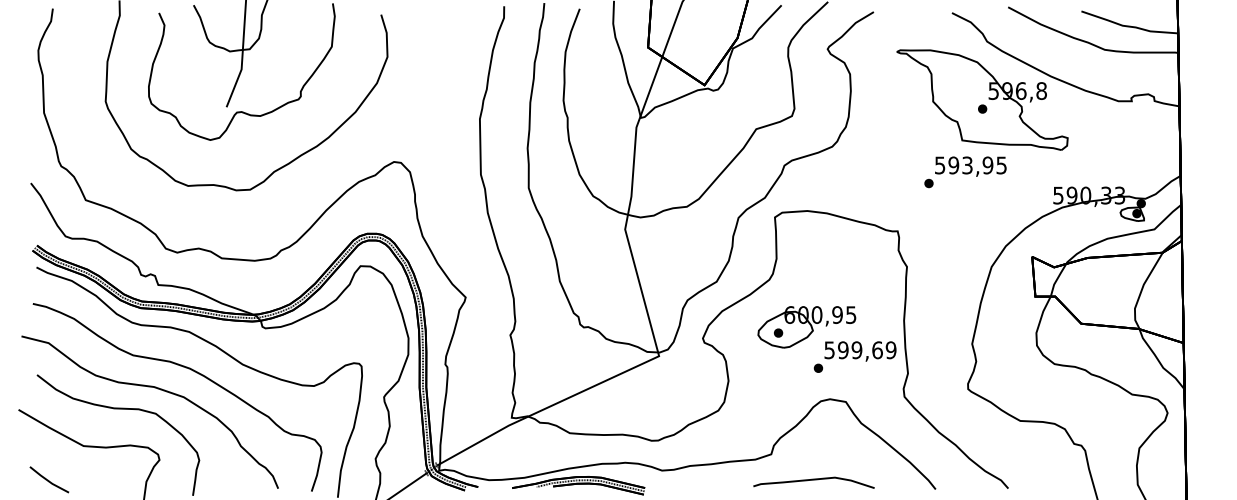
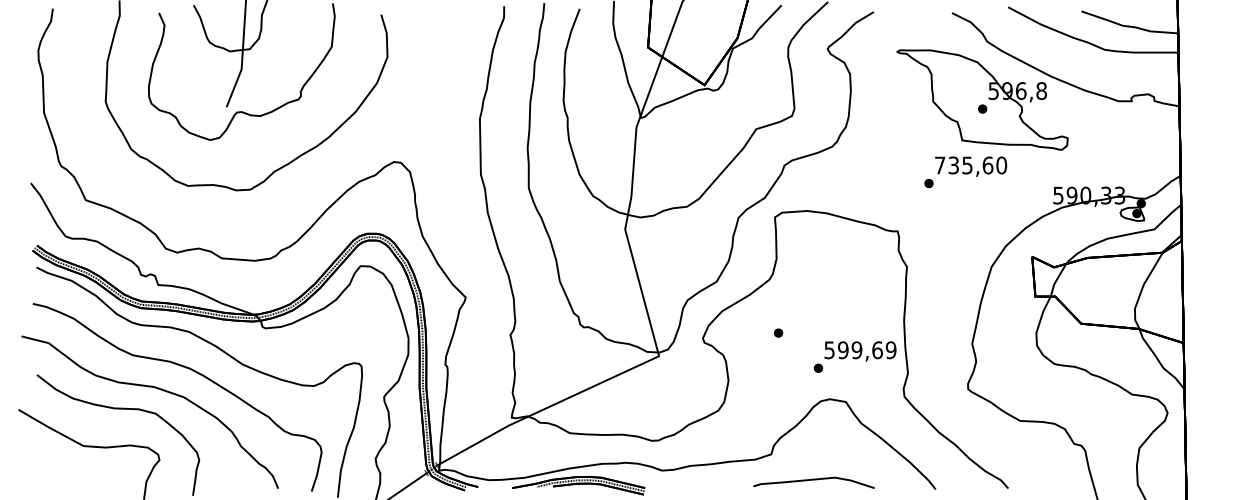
text: 593,95 -> 735,60 (971, 165)
part: present -> none (806, 327)
line: present -> none (48, 479)
